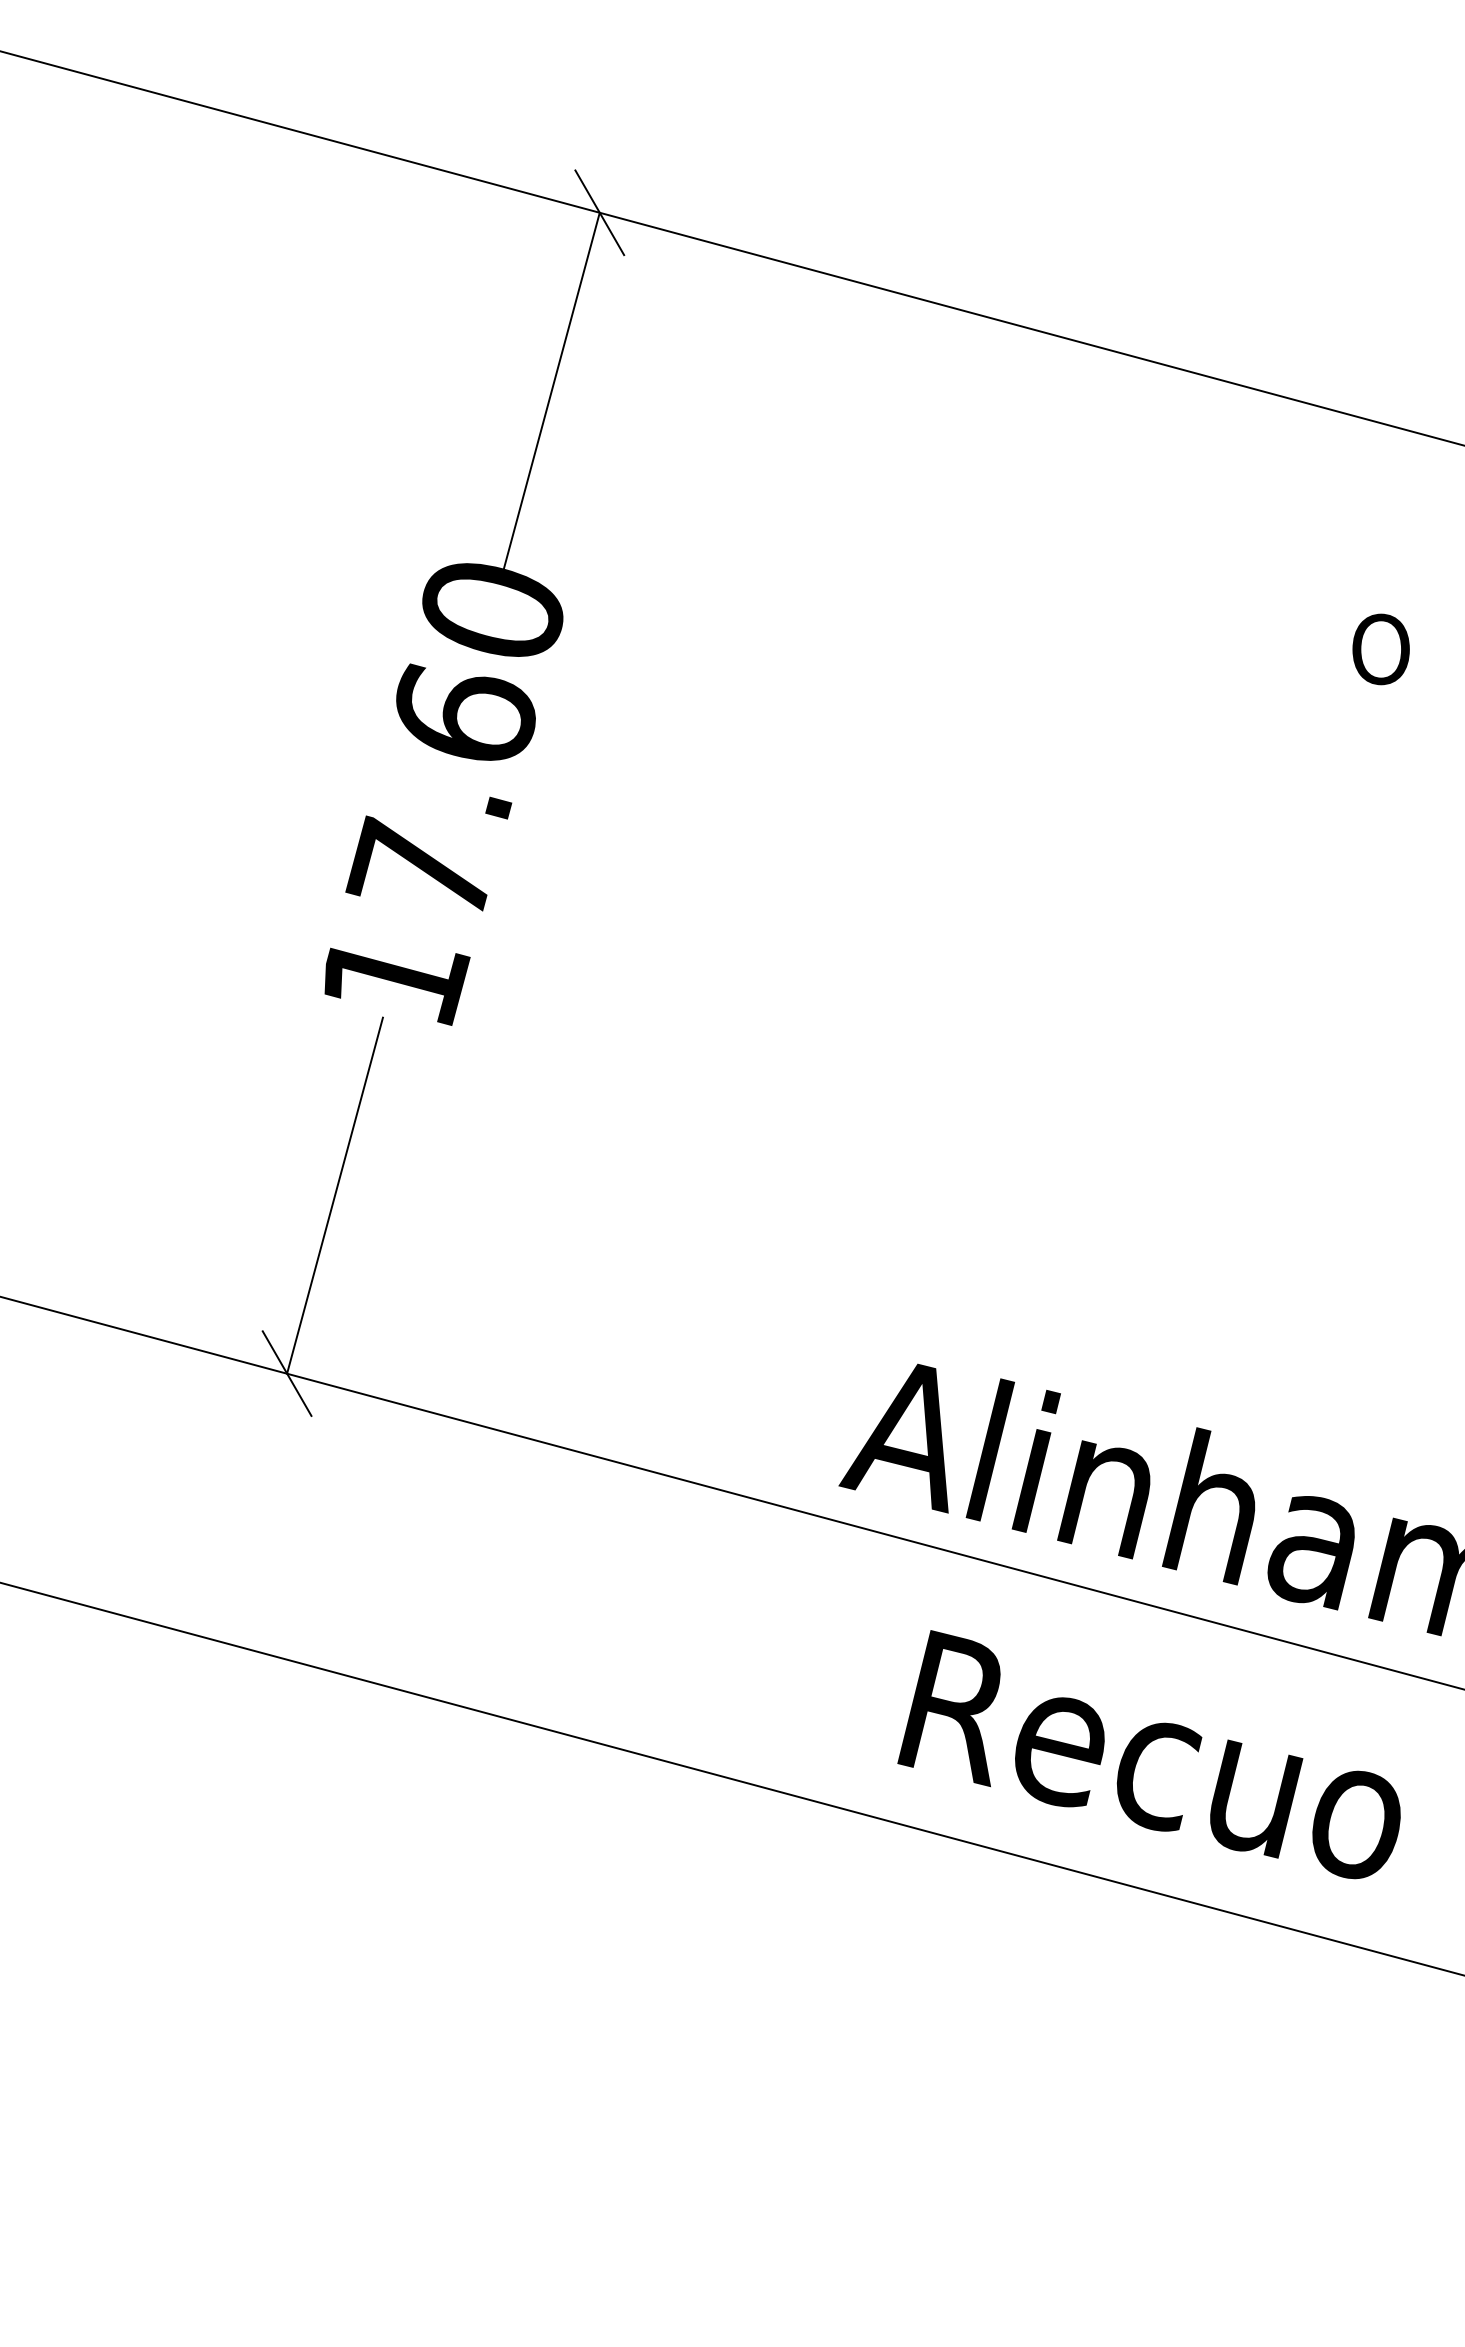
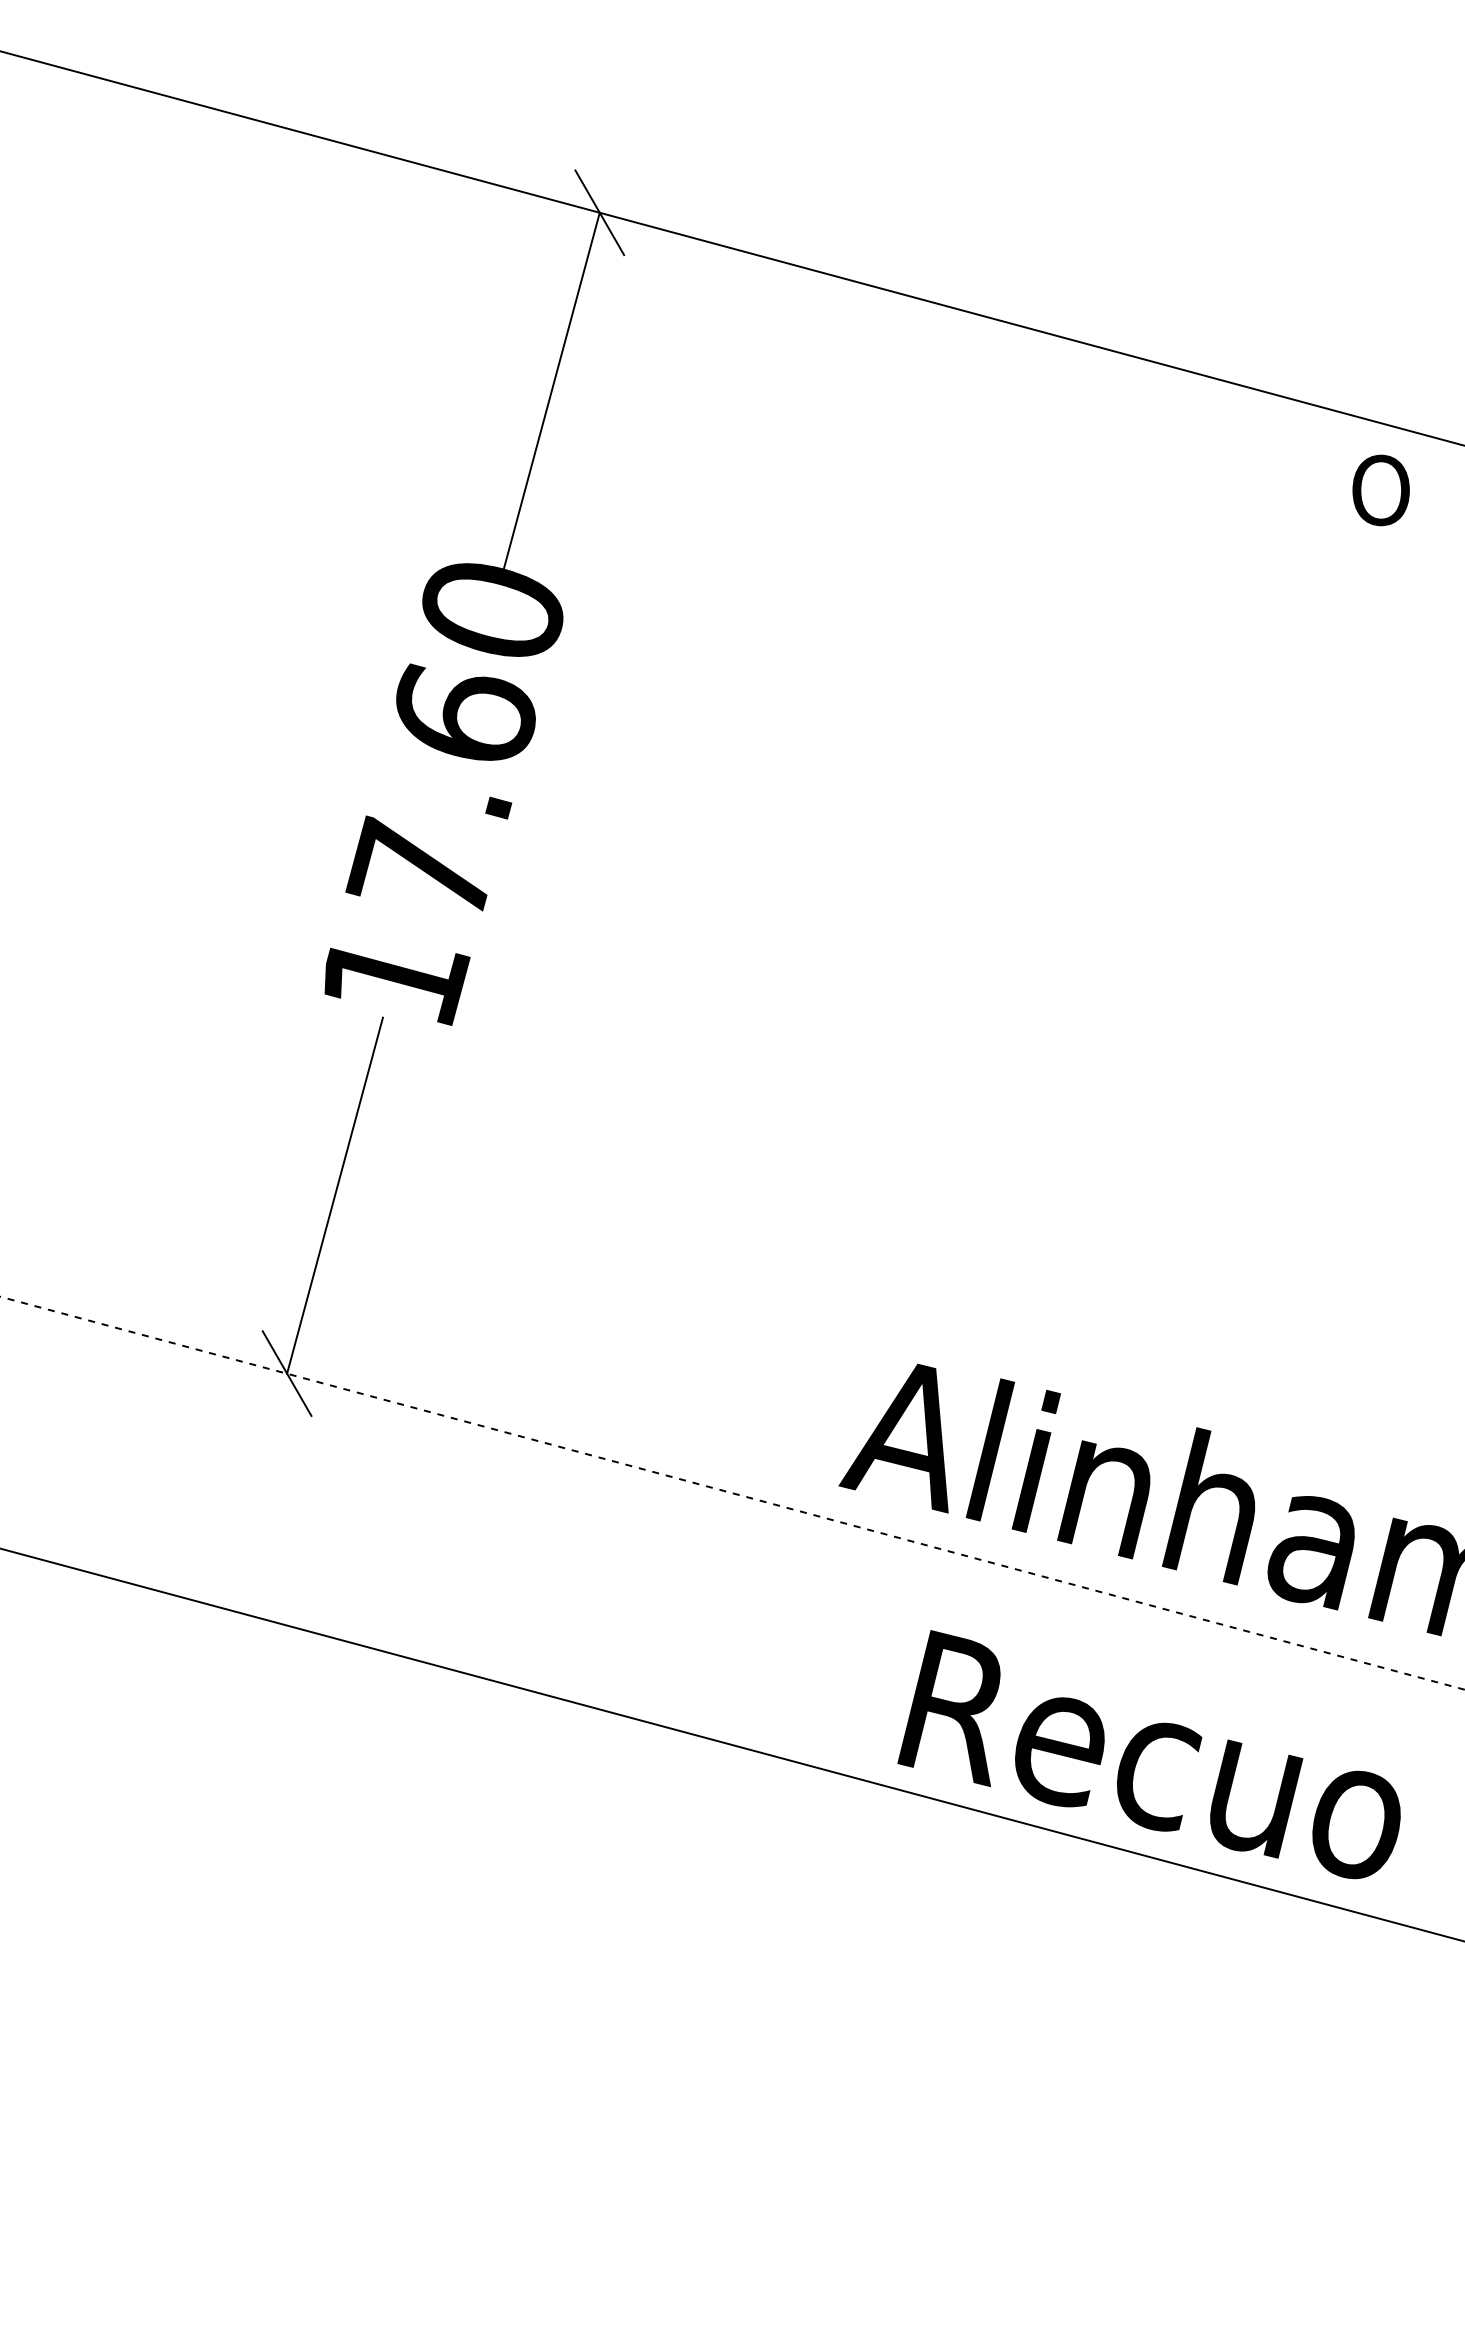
text position: (1380, 649) -> (1380, 490) (1380, 490)
line: solid -> dashed (733, 1493)
line position: (731, 1778) -> (731, 1744) (731, 1744)
